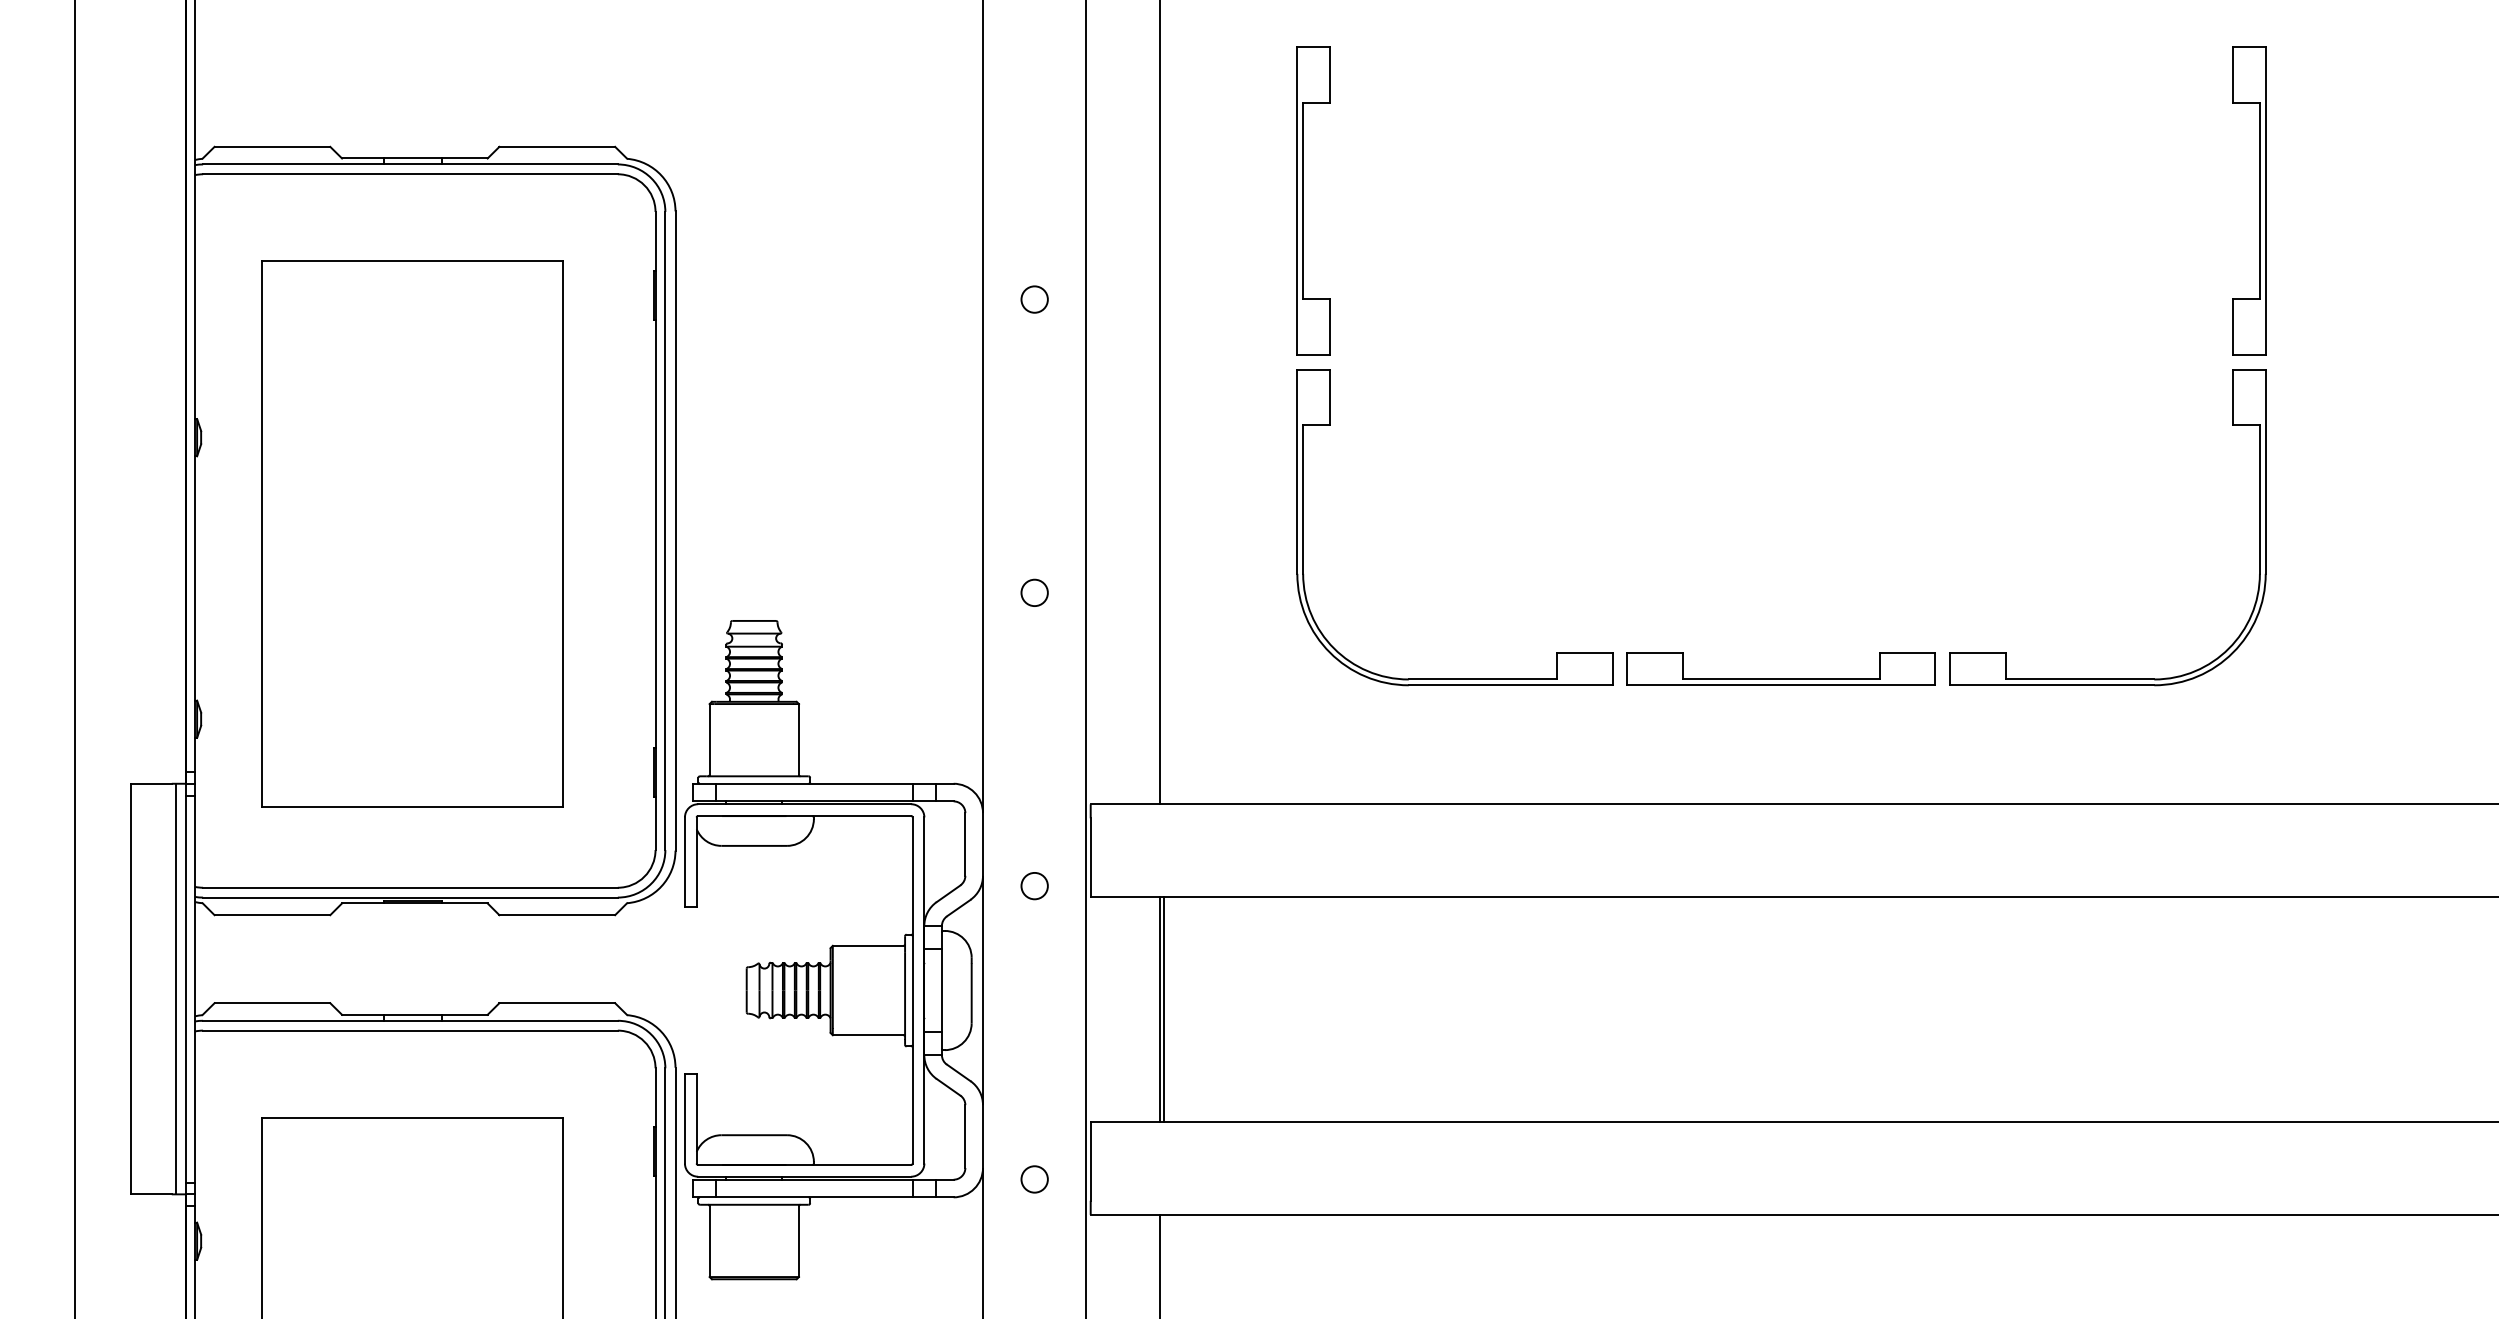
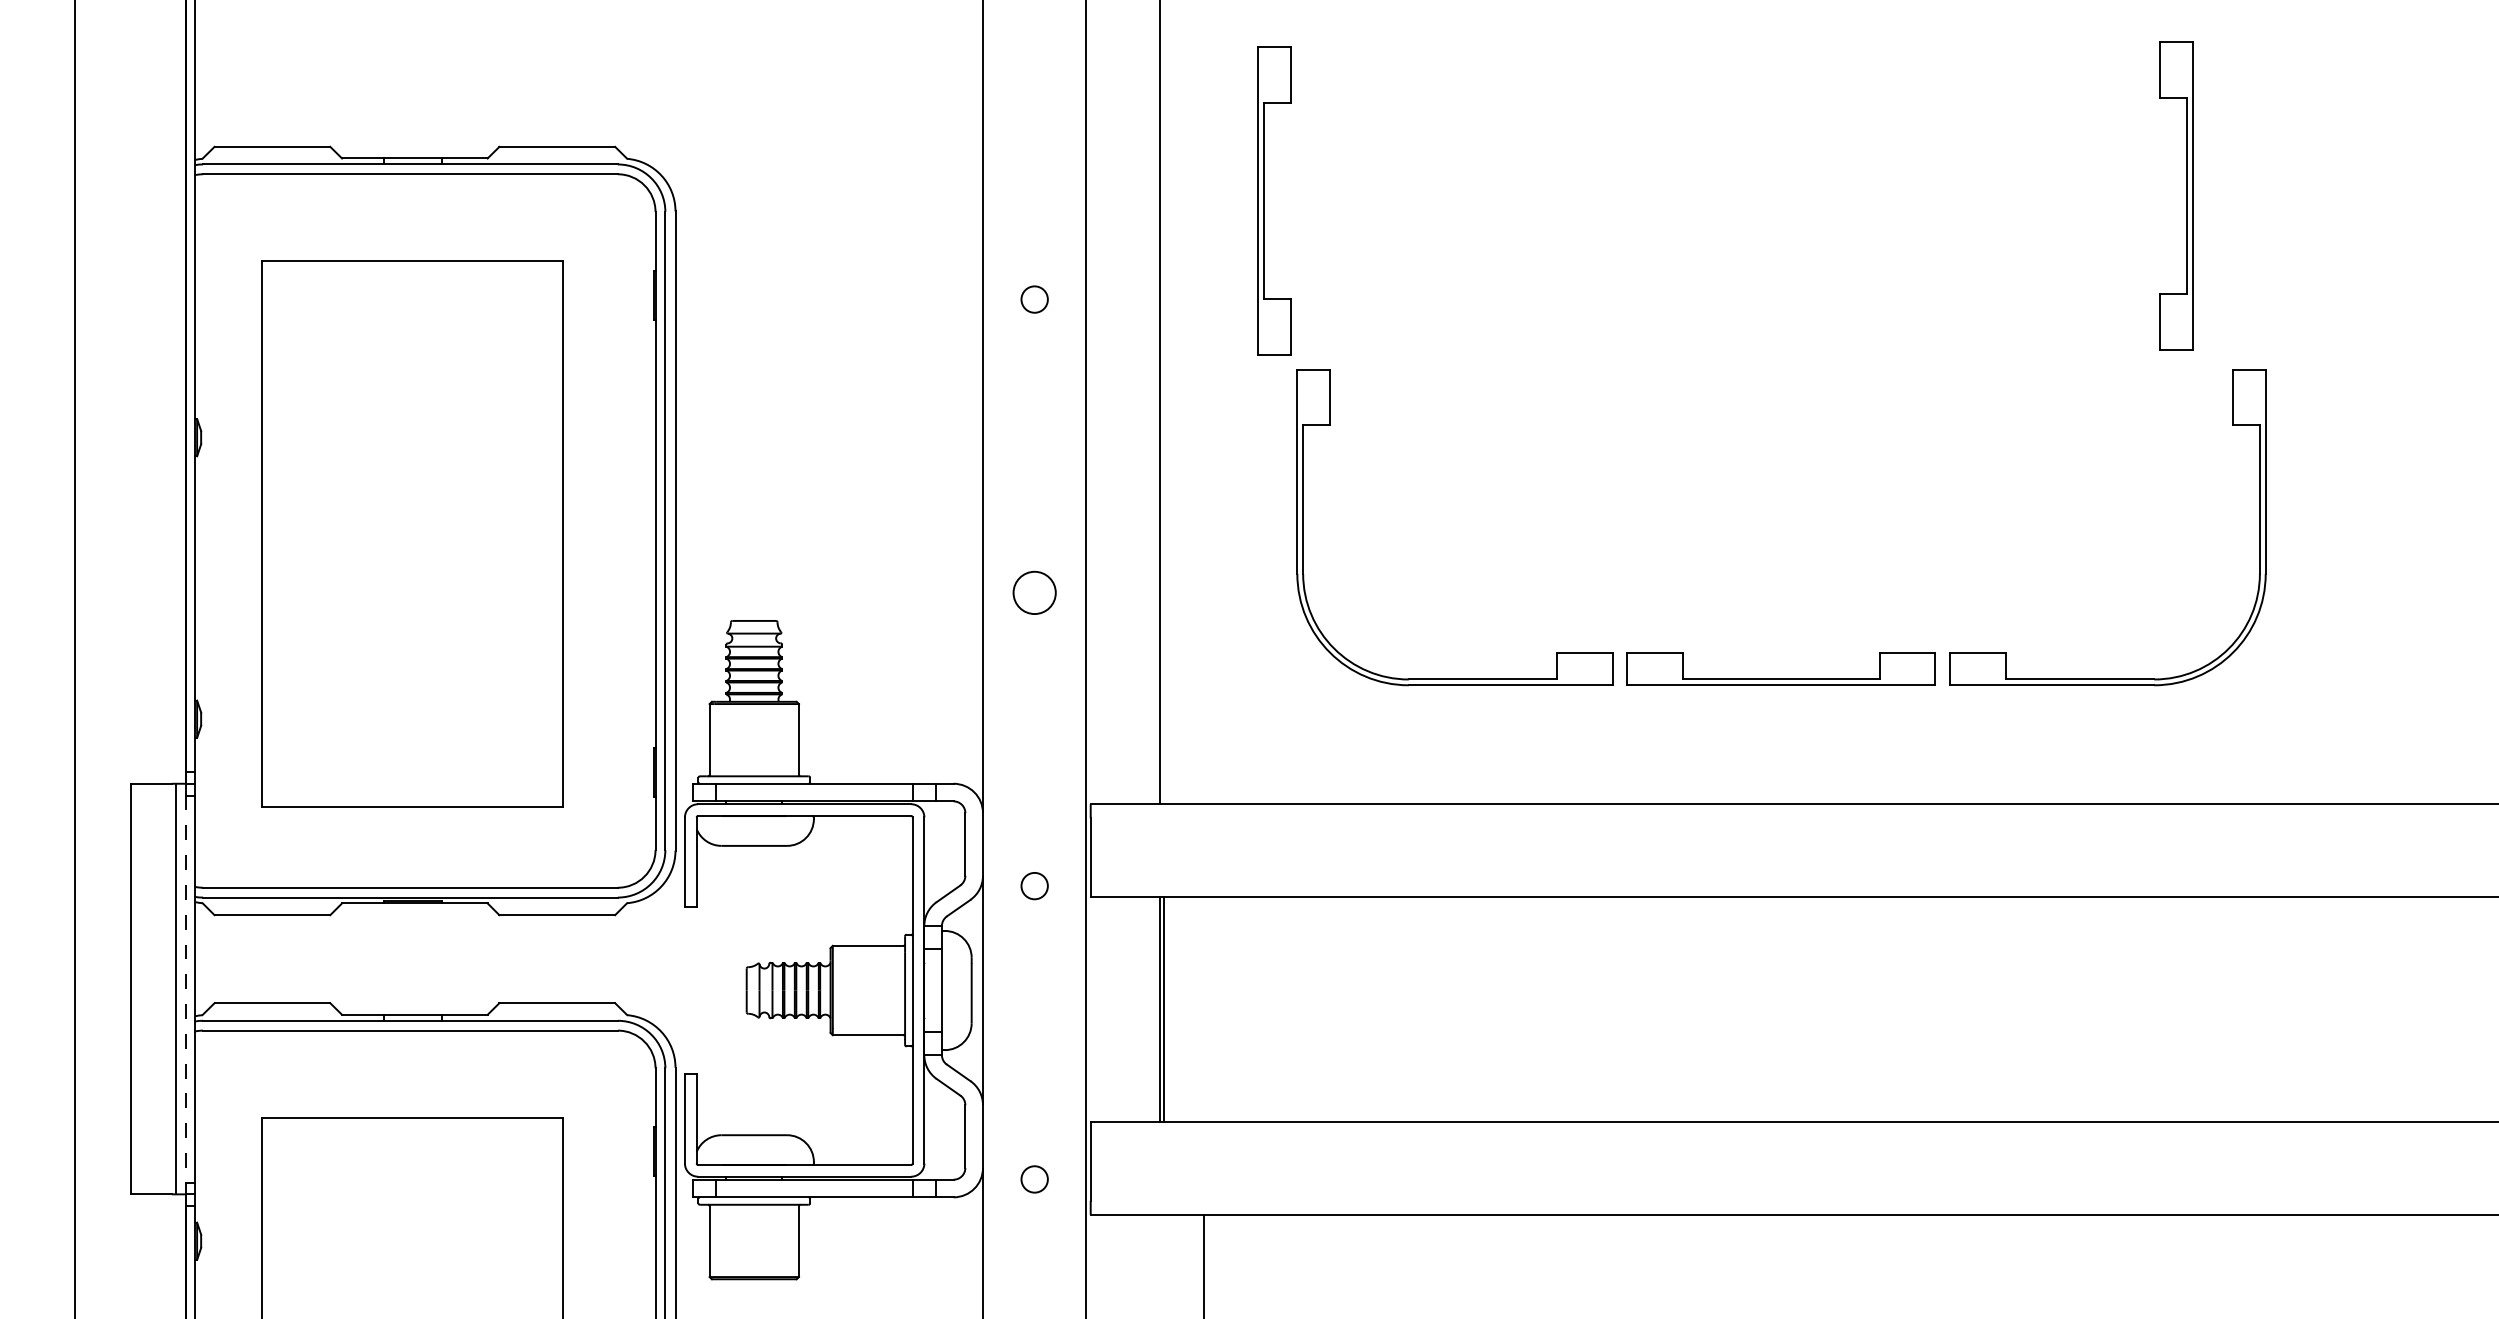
part position: (1303, 200) -> (1264, 200) (1264, 200)
part position: (2259, 200) -> (2186, 195) (2186, 195)
circle diameter: 26 px -> 42 px (1034, 592)
line: solid -> dashed (185, 989)
line position: (1159, 1264) -> (1203, 1264) (1203, 1264)
